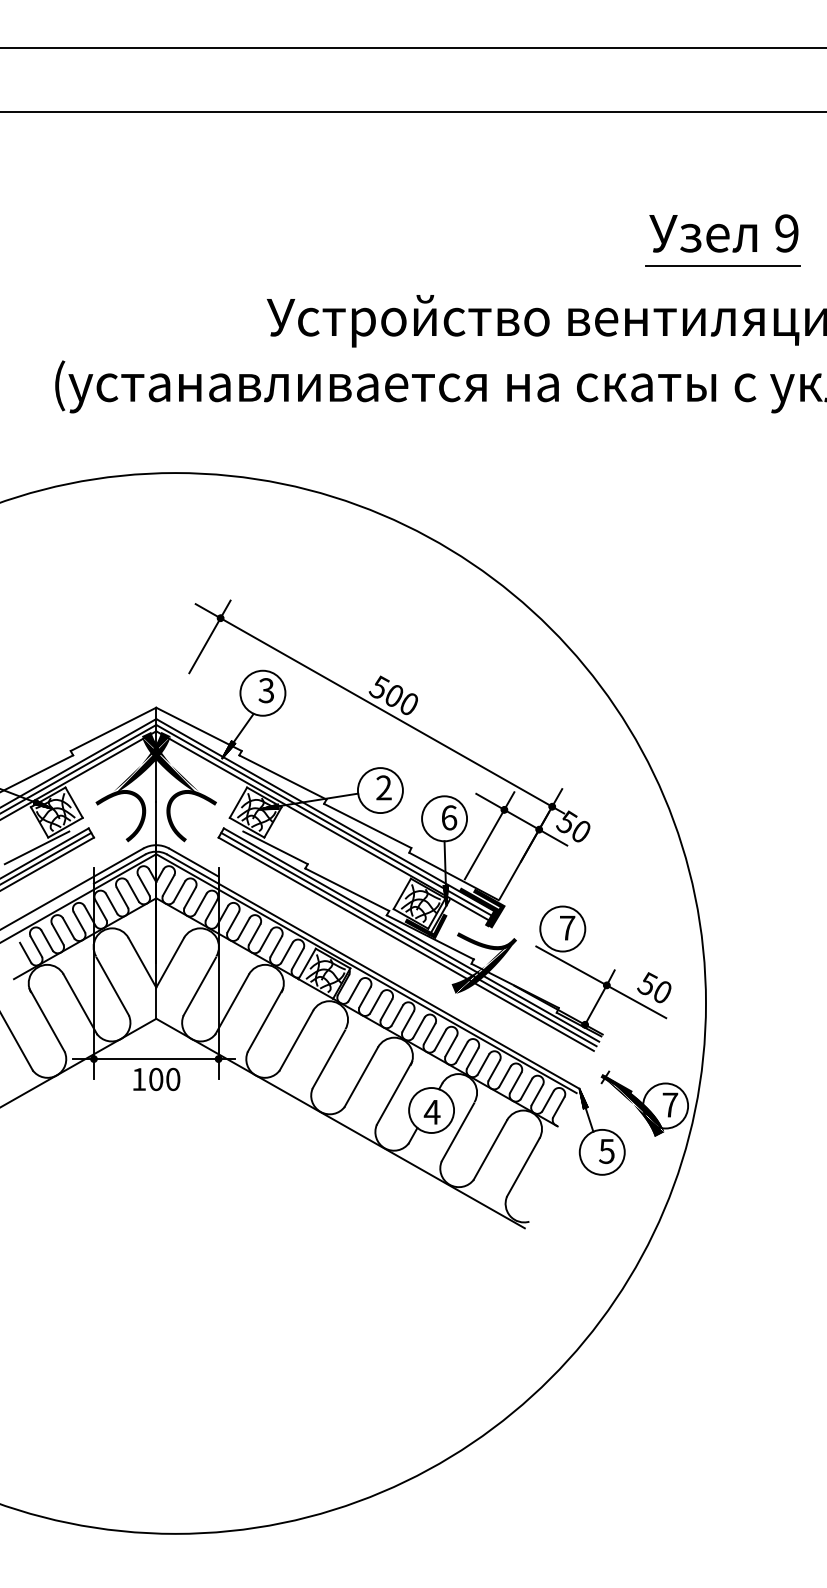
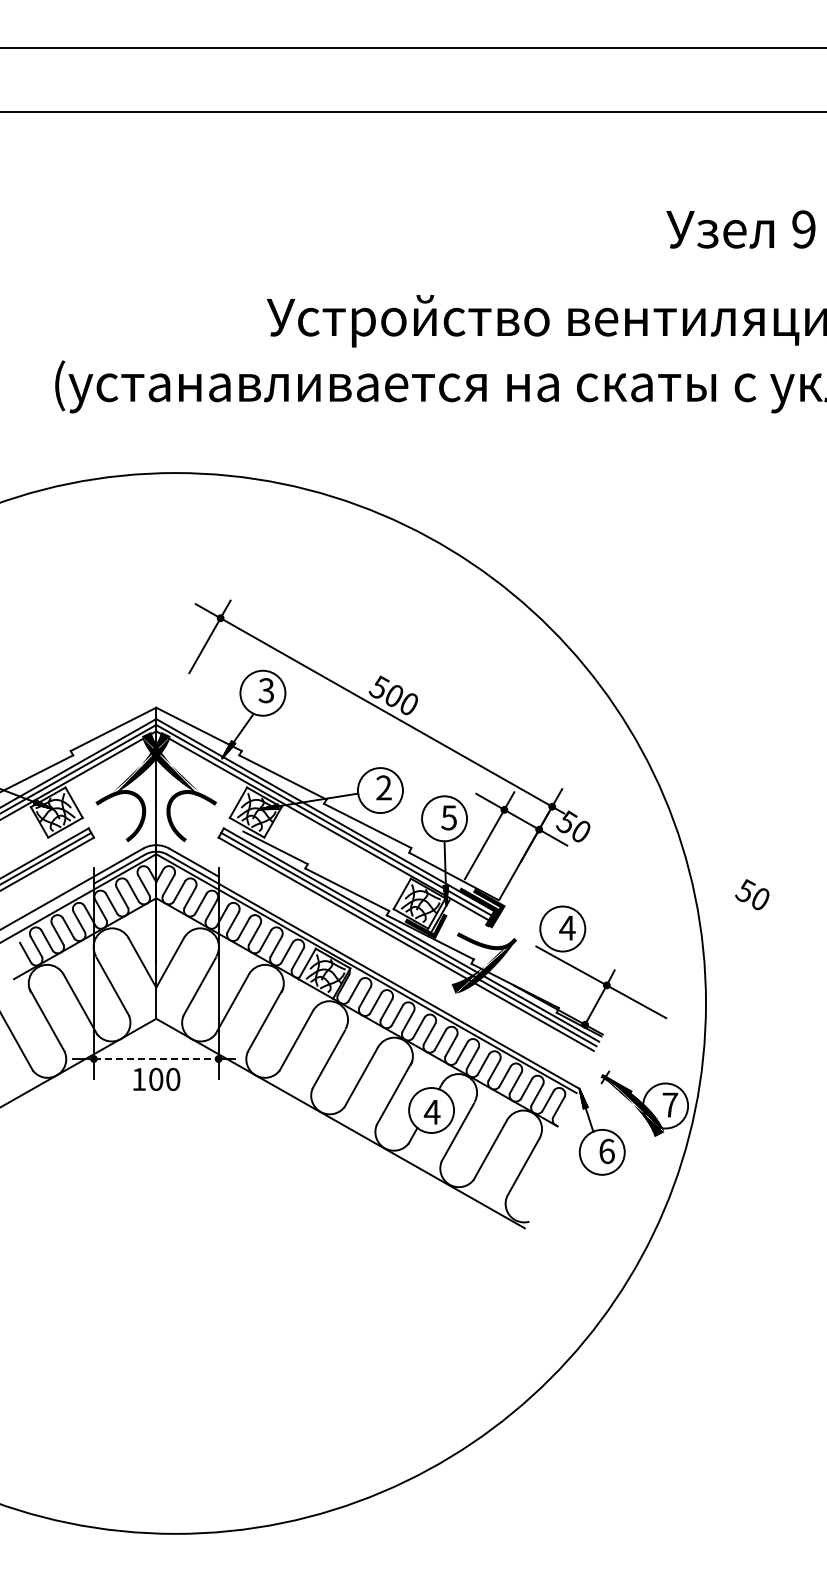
text position: (723, 233) -> (740, 229) (740, 229)
line: present -> none (722, 266)
text: 6 -> 5 (449, 817)
line: present -> none (36, 847)
text: 7 -> 4 (567, 927)
text position: (654, 987) -> (752, 894) (752, 894)
line: solid -> dashed (156, 1059)
text: 5 -> 6 (606, 1151)
